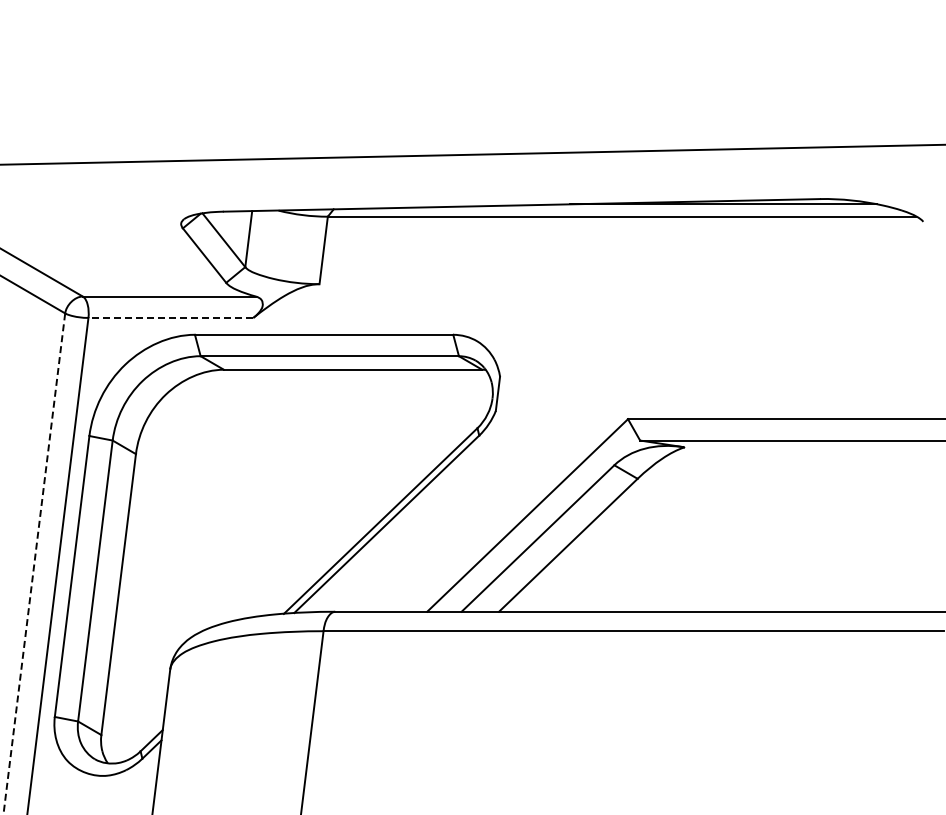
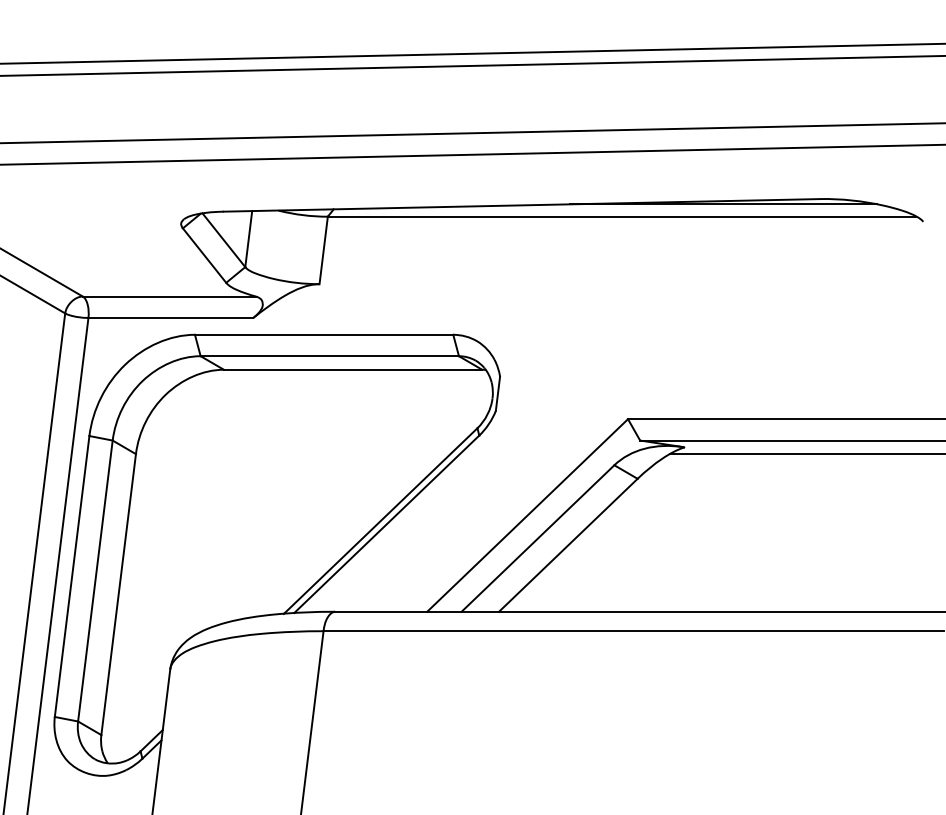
line: none -> present (472, 53)
line: none -> present (472, 65)
line: none -> present (472, 133)
line: dashed -> solid (170, 317)
line: none -> present (805, 454)
line: dashed -> solid (34, 564)
